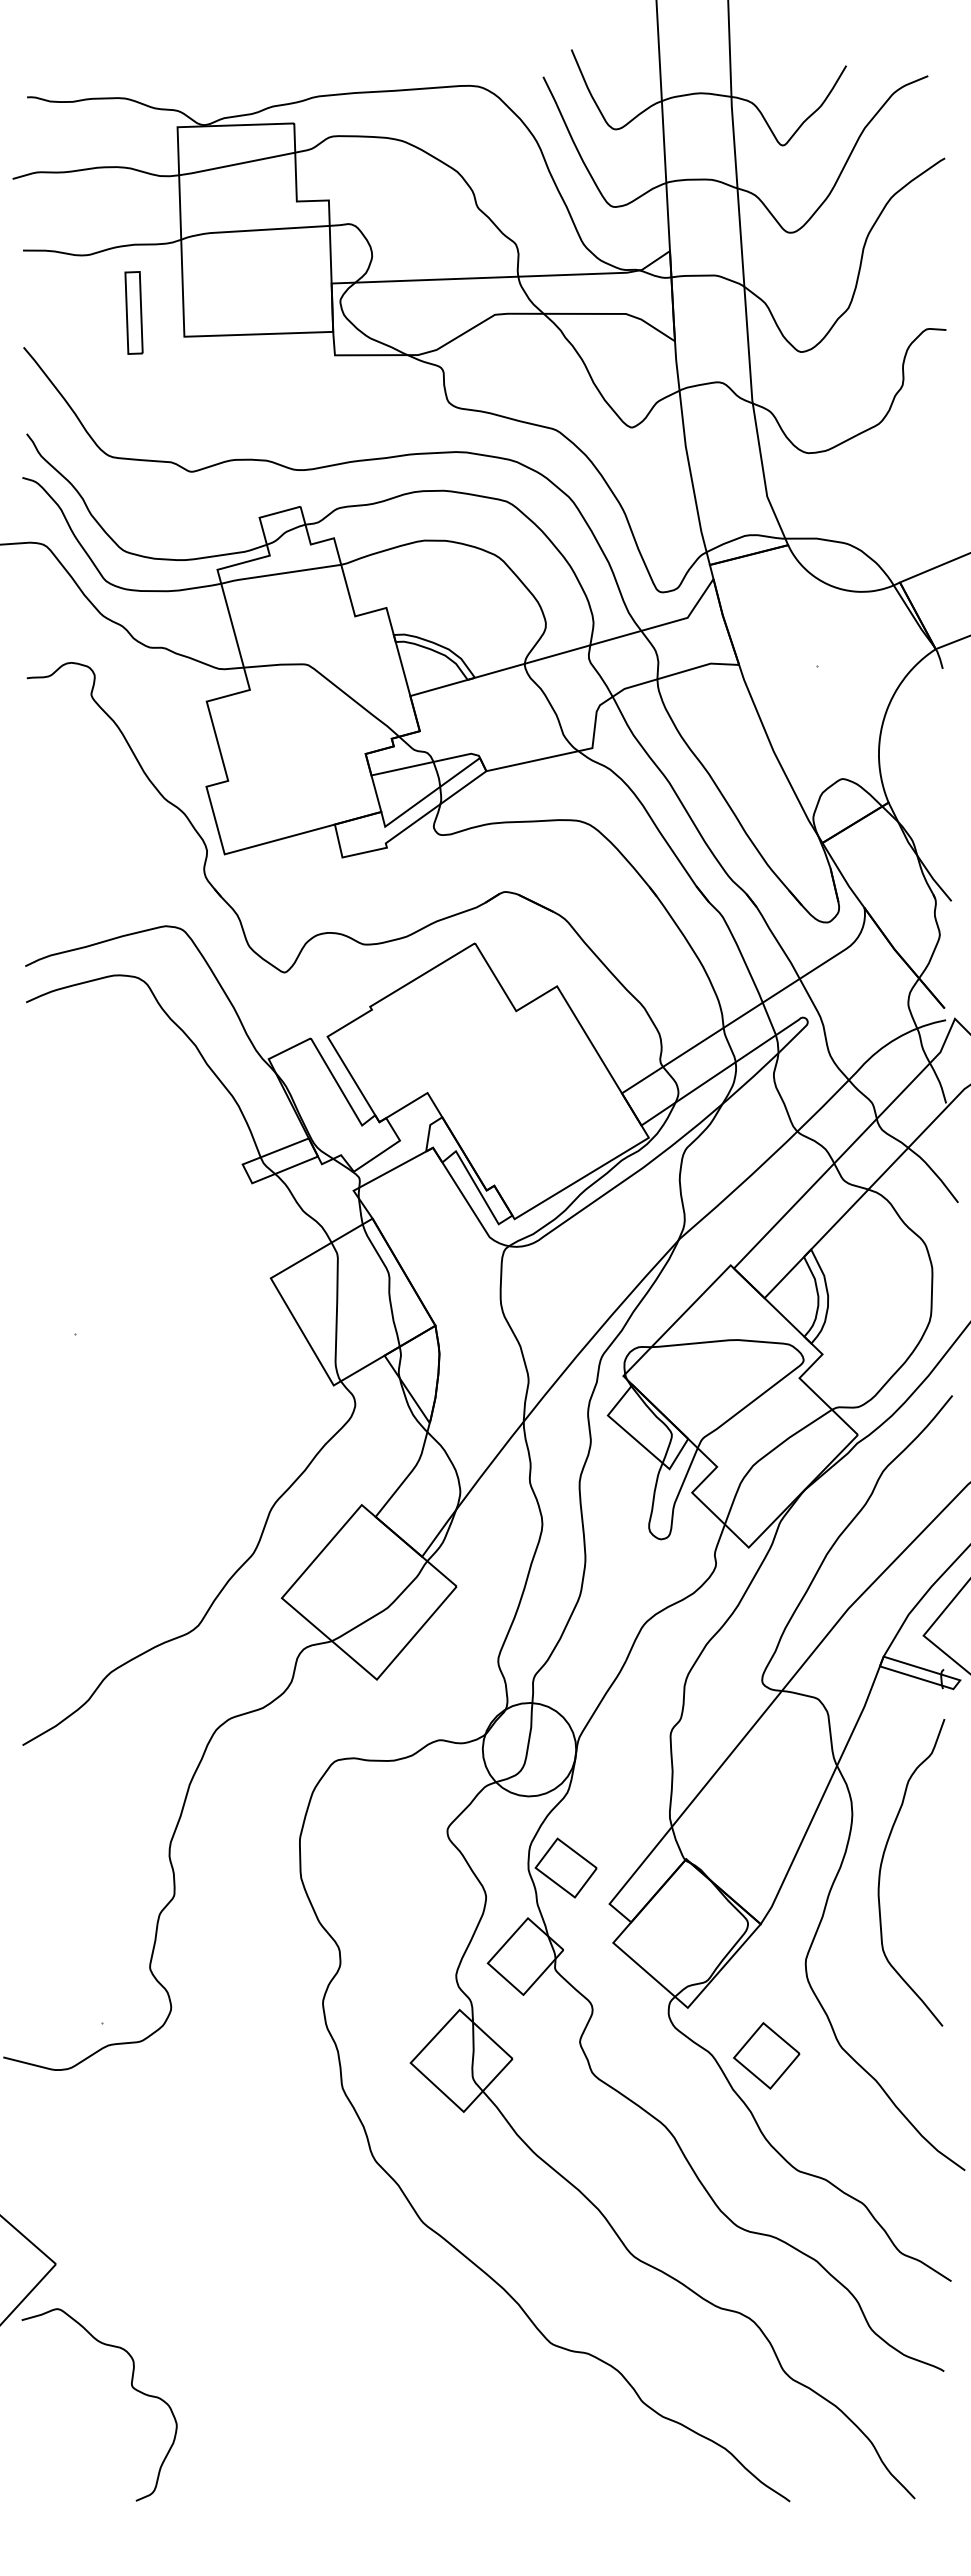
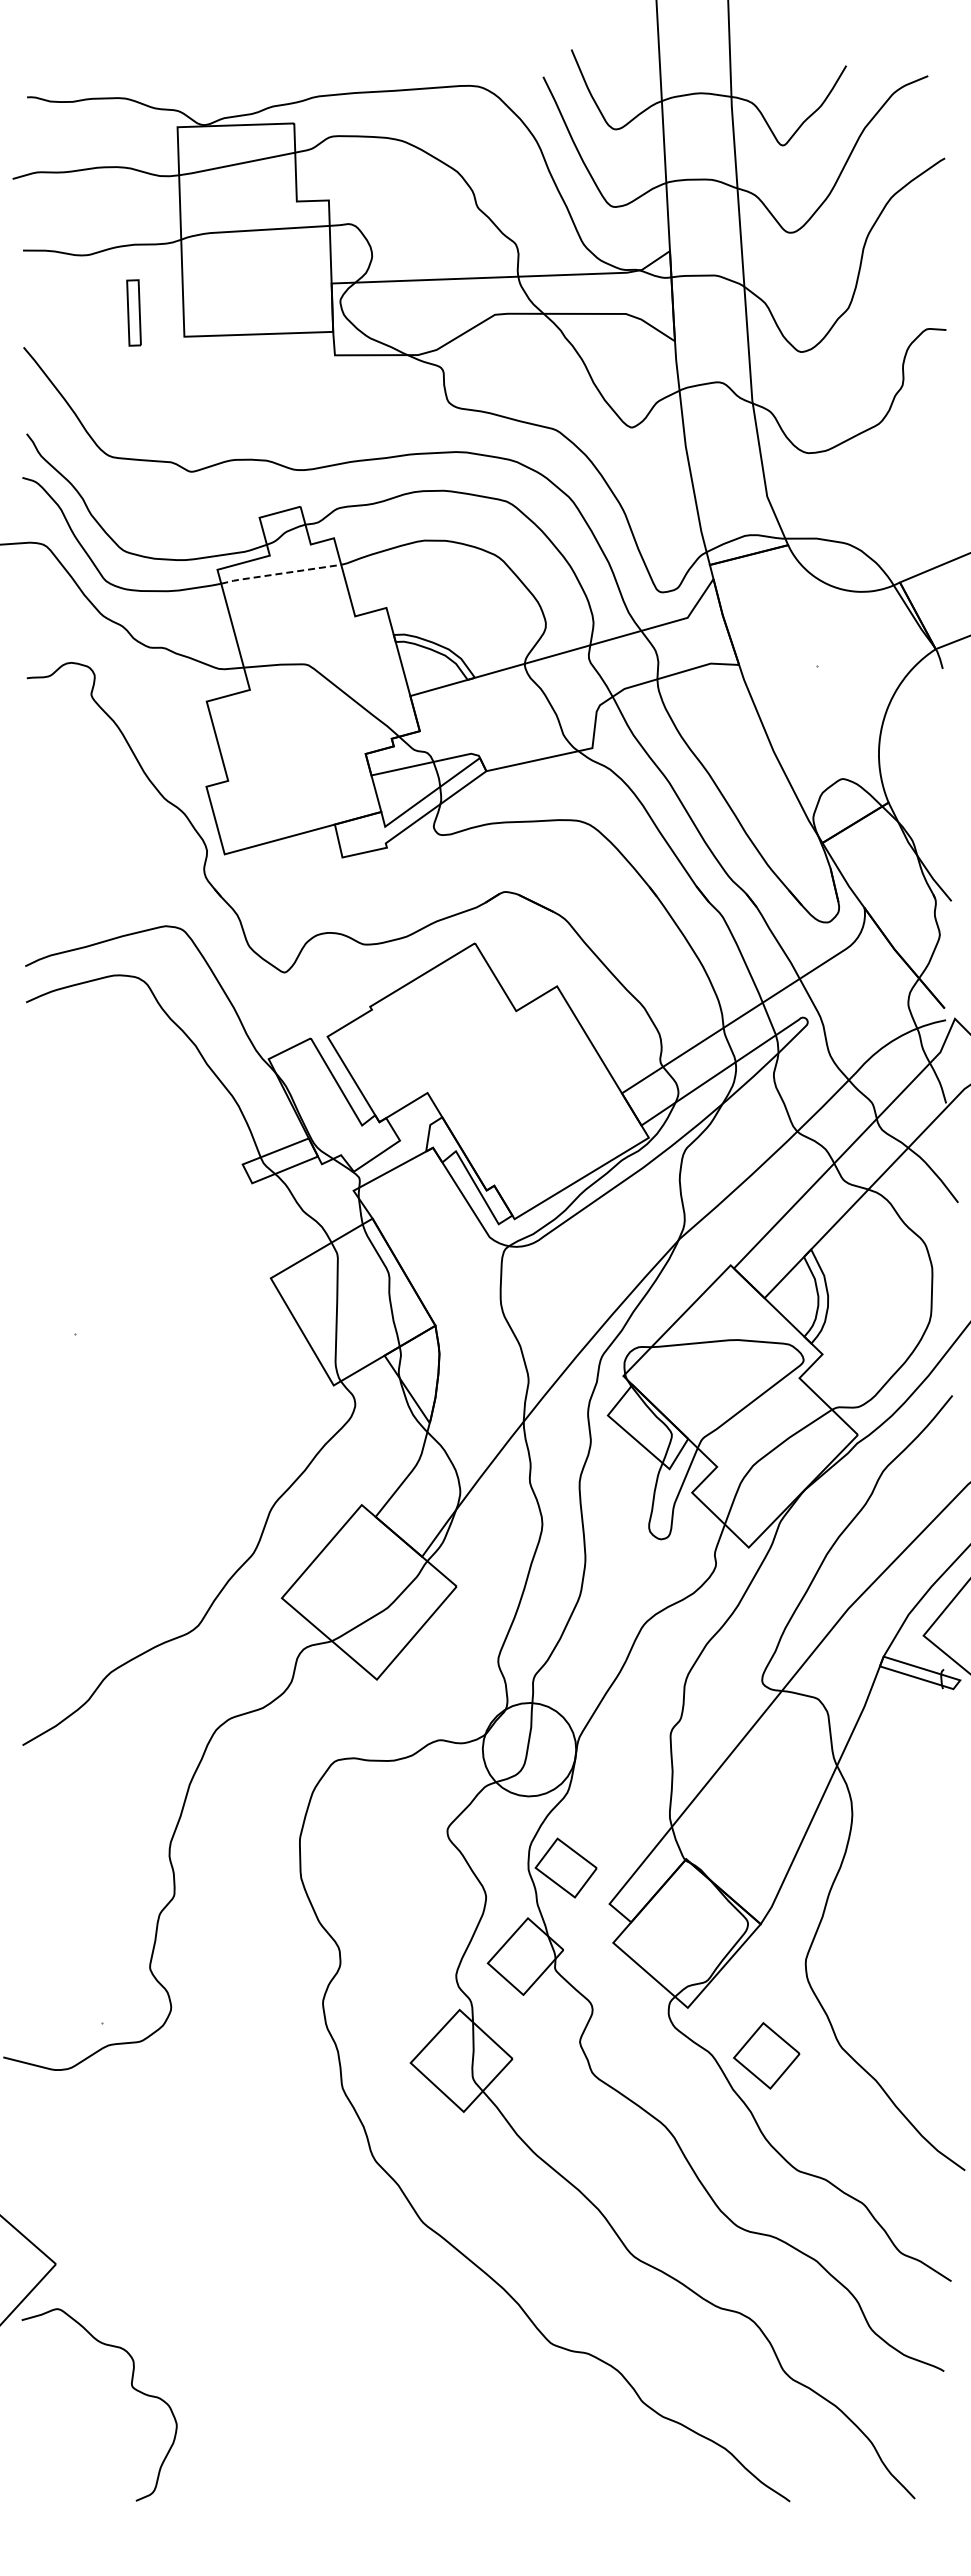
part size: 20x84 px -> 16x68 px (133, 312)
line: solid -> dashed (280, 573)
curve: present -> none (882, 1864)
